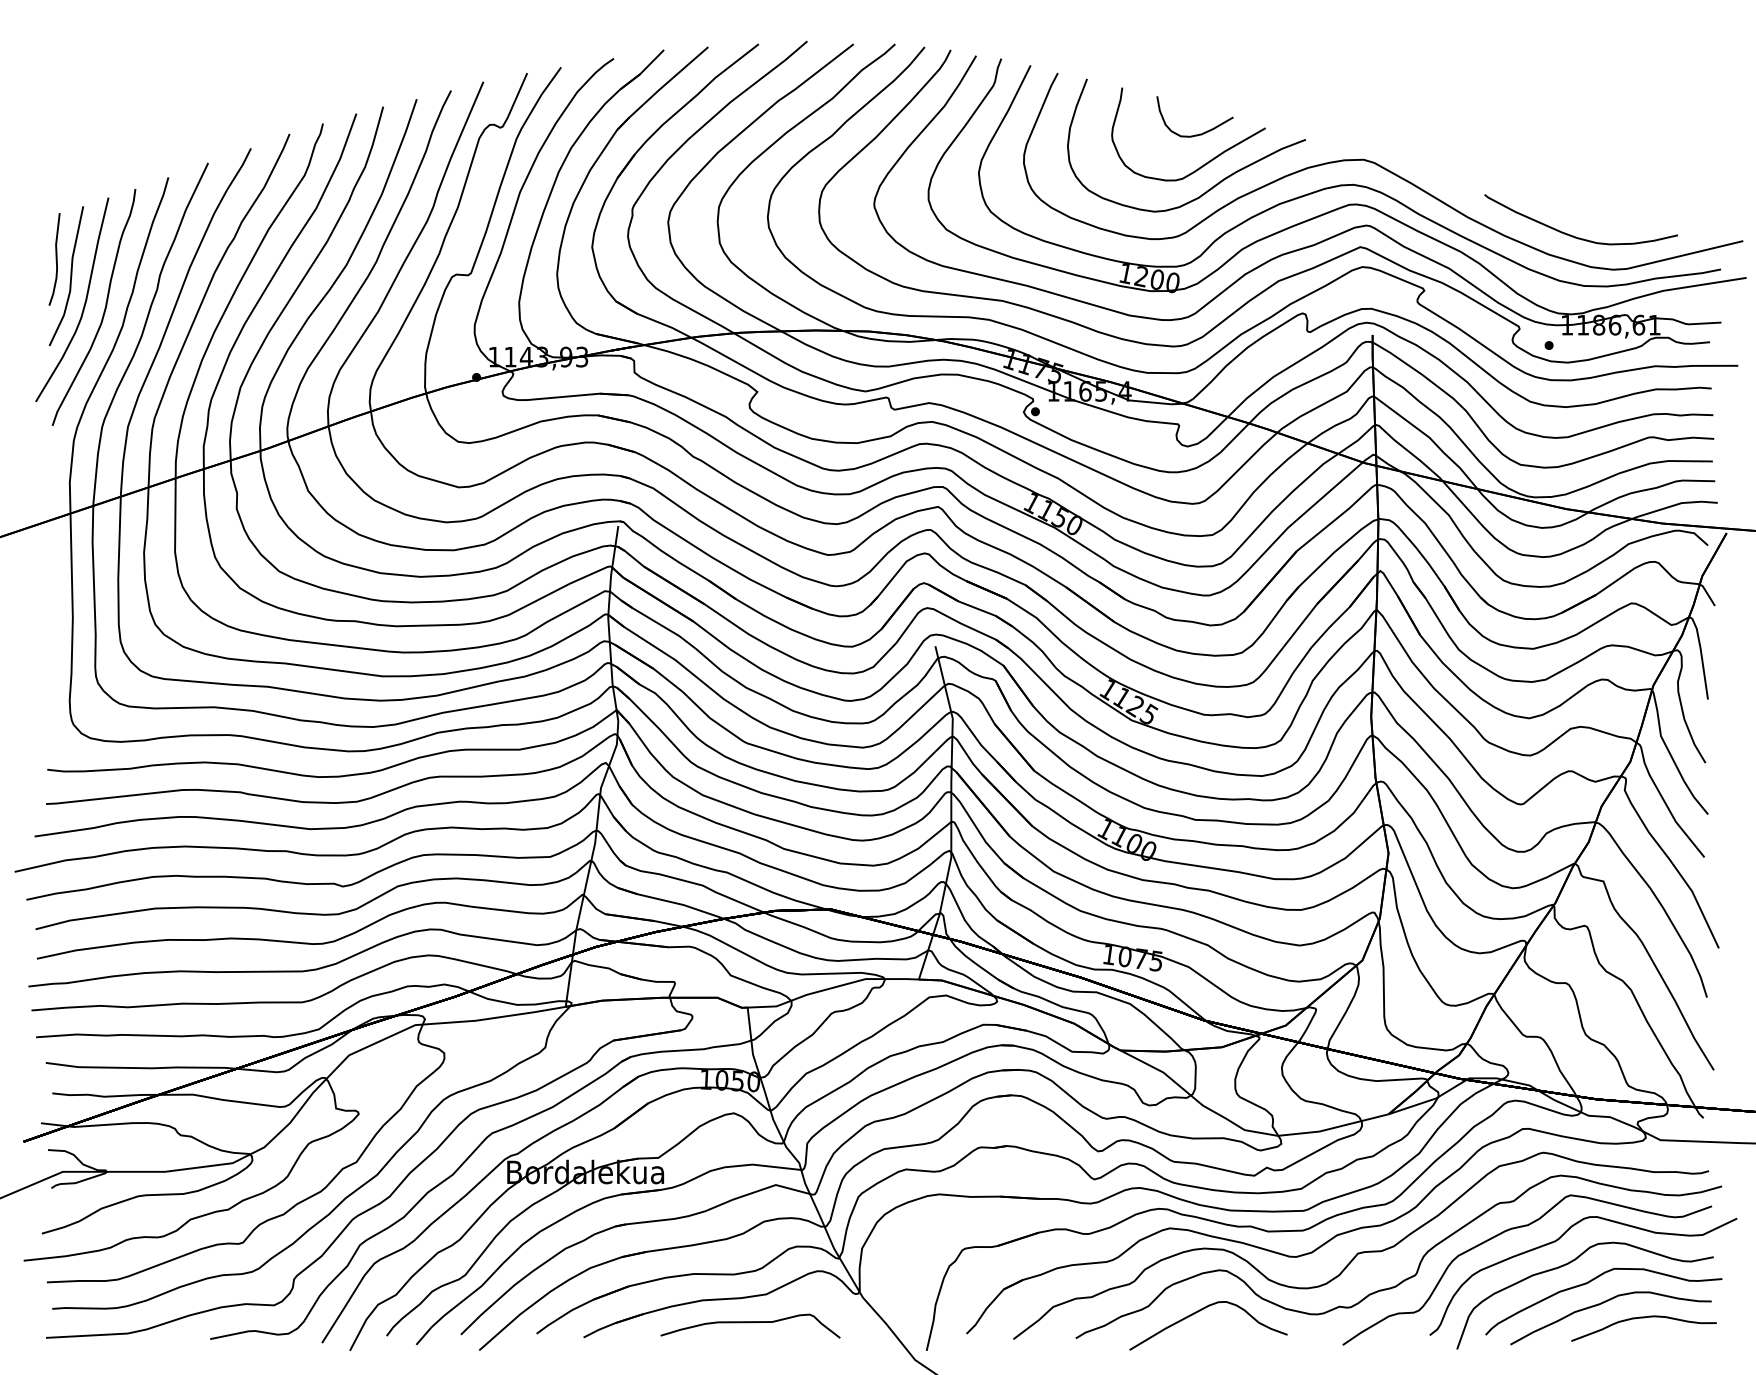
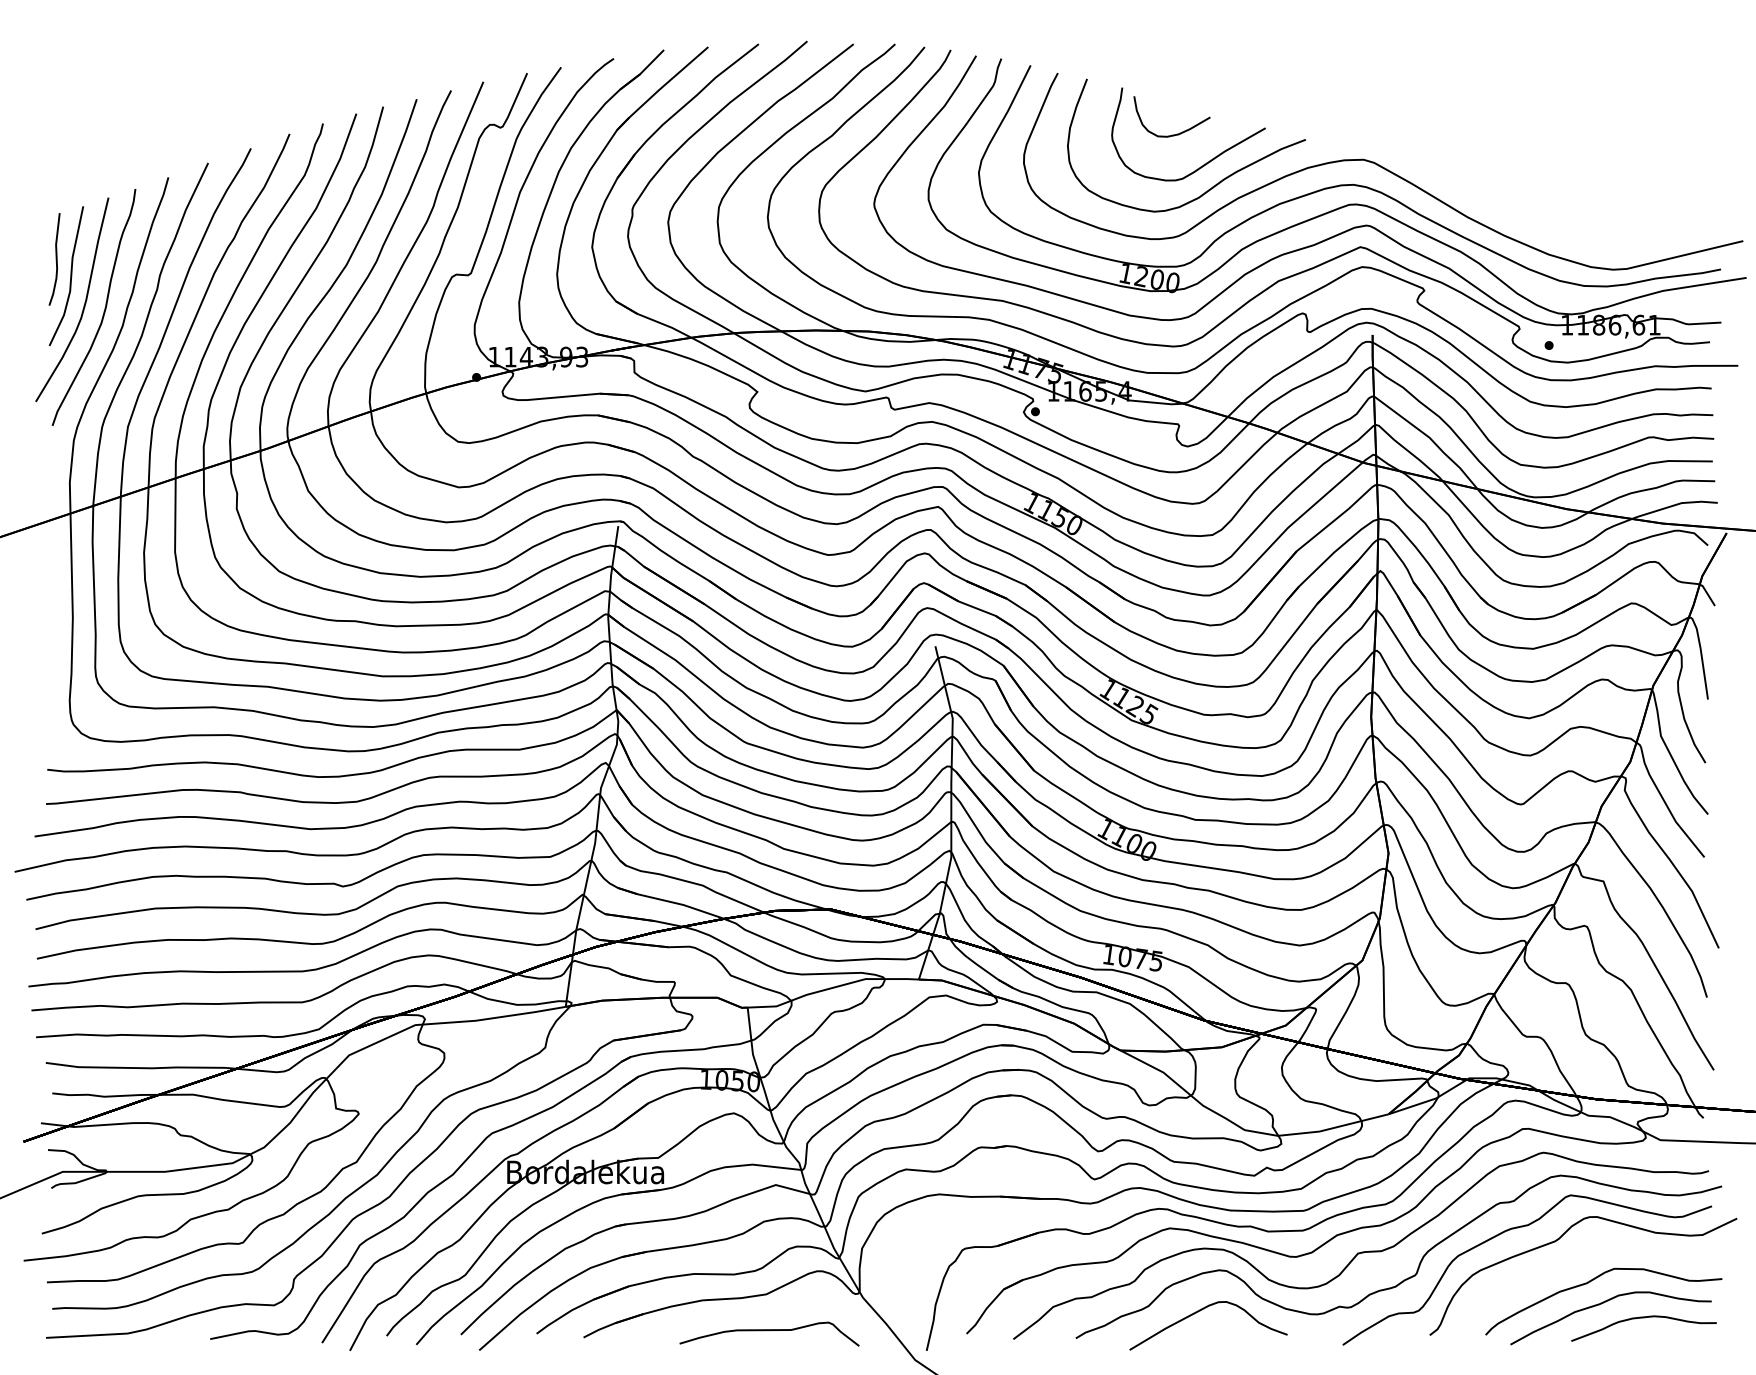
curve position: (1199, 133) -> (1176, 133) (1176, 133)
curve: present -> none (1573, 235)
curve: present -> none (1568, 1264)
curve position: (749, 1323) -> (768, 1331) (768, 1331)
